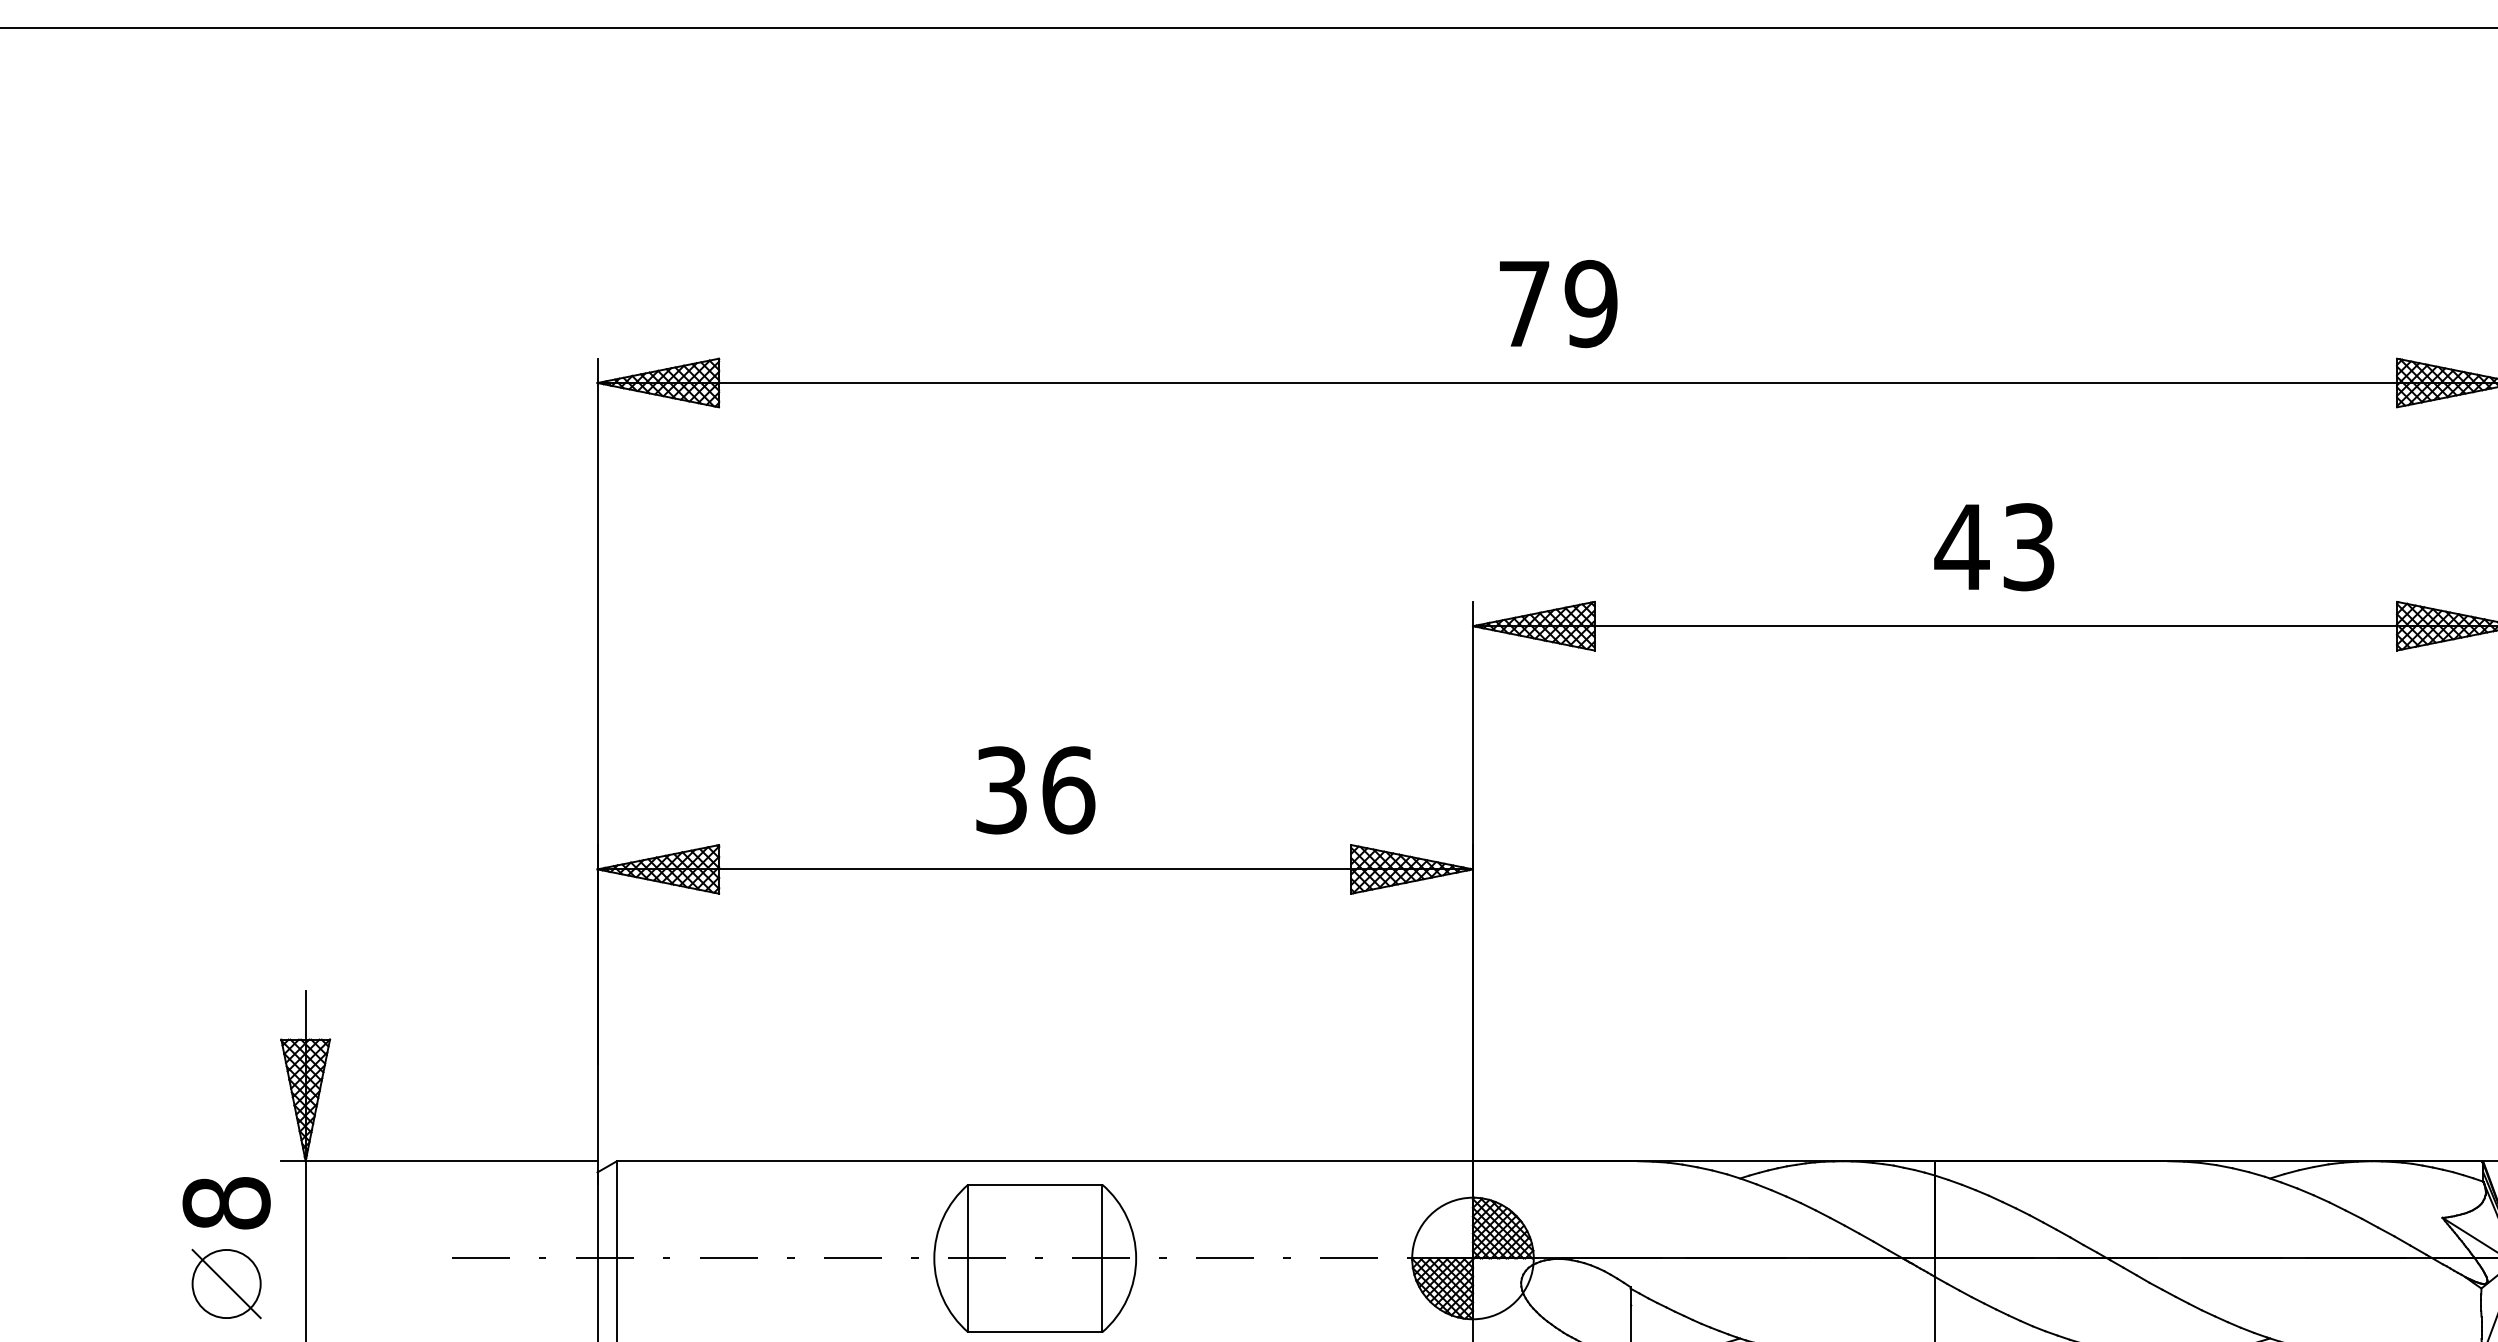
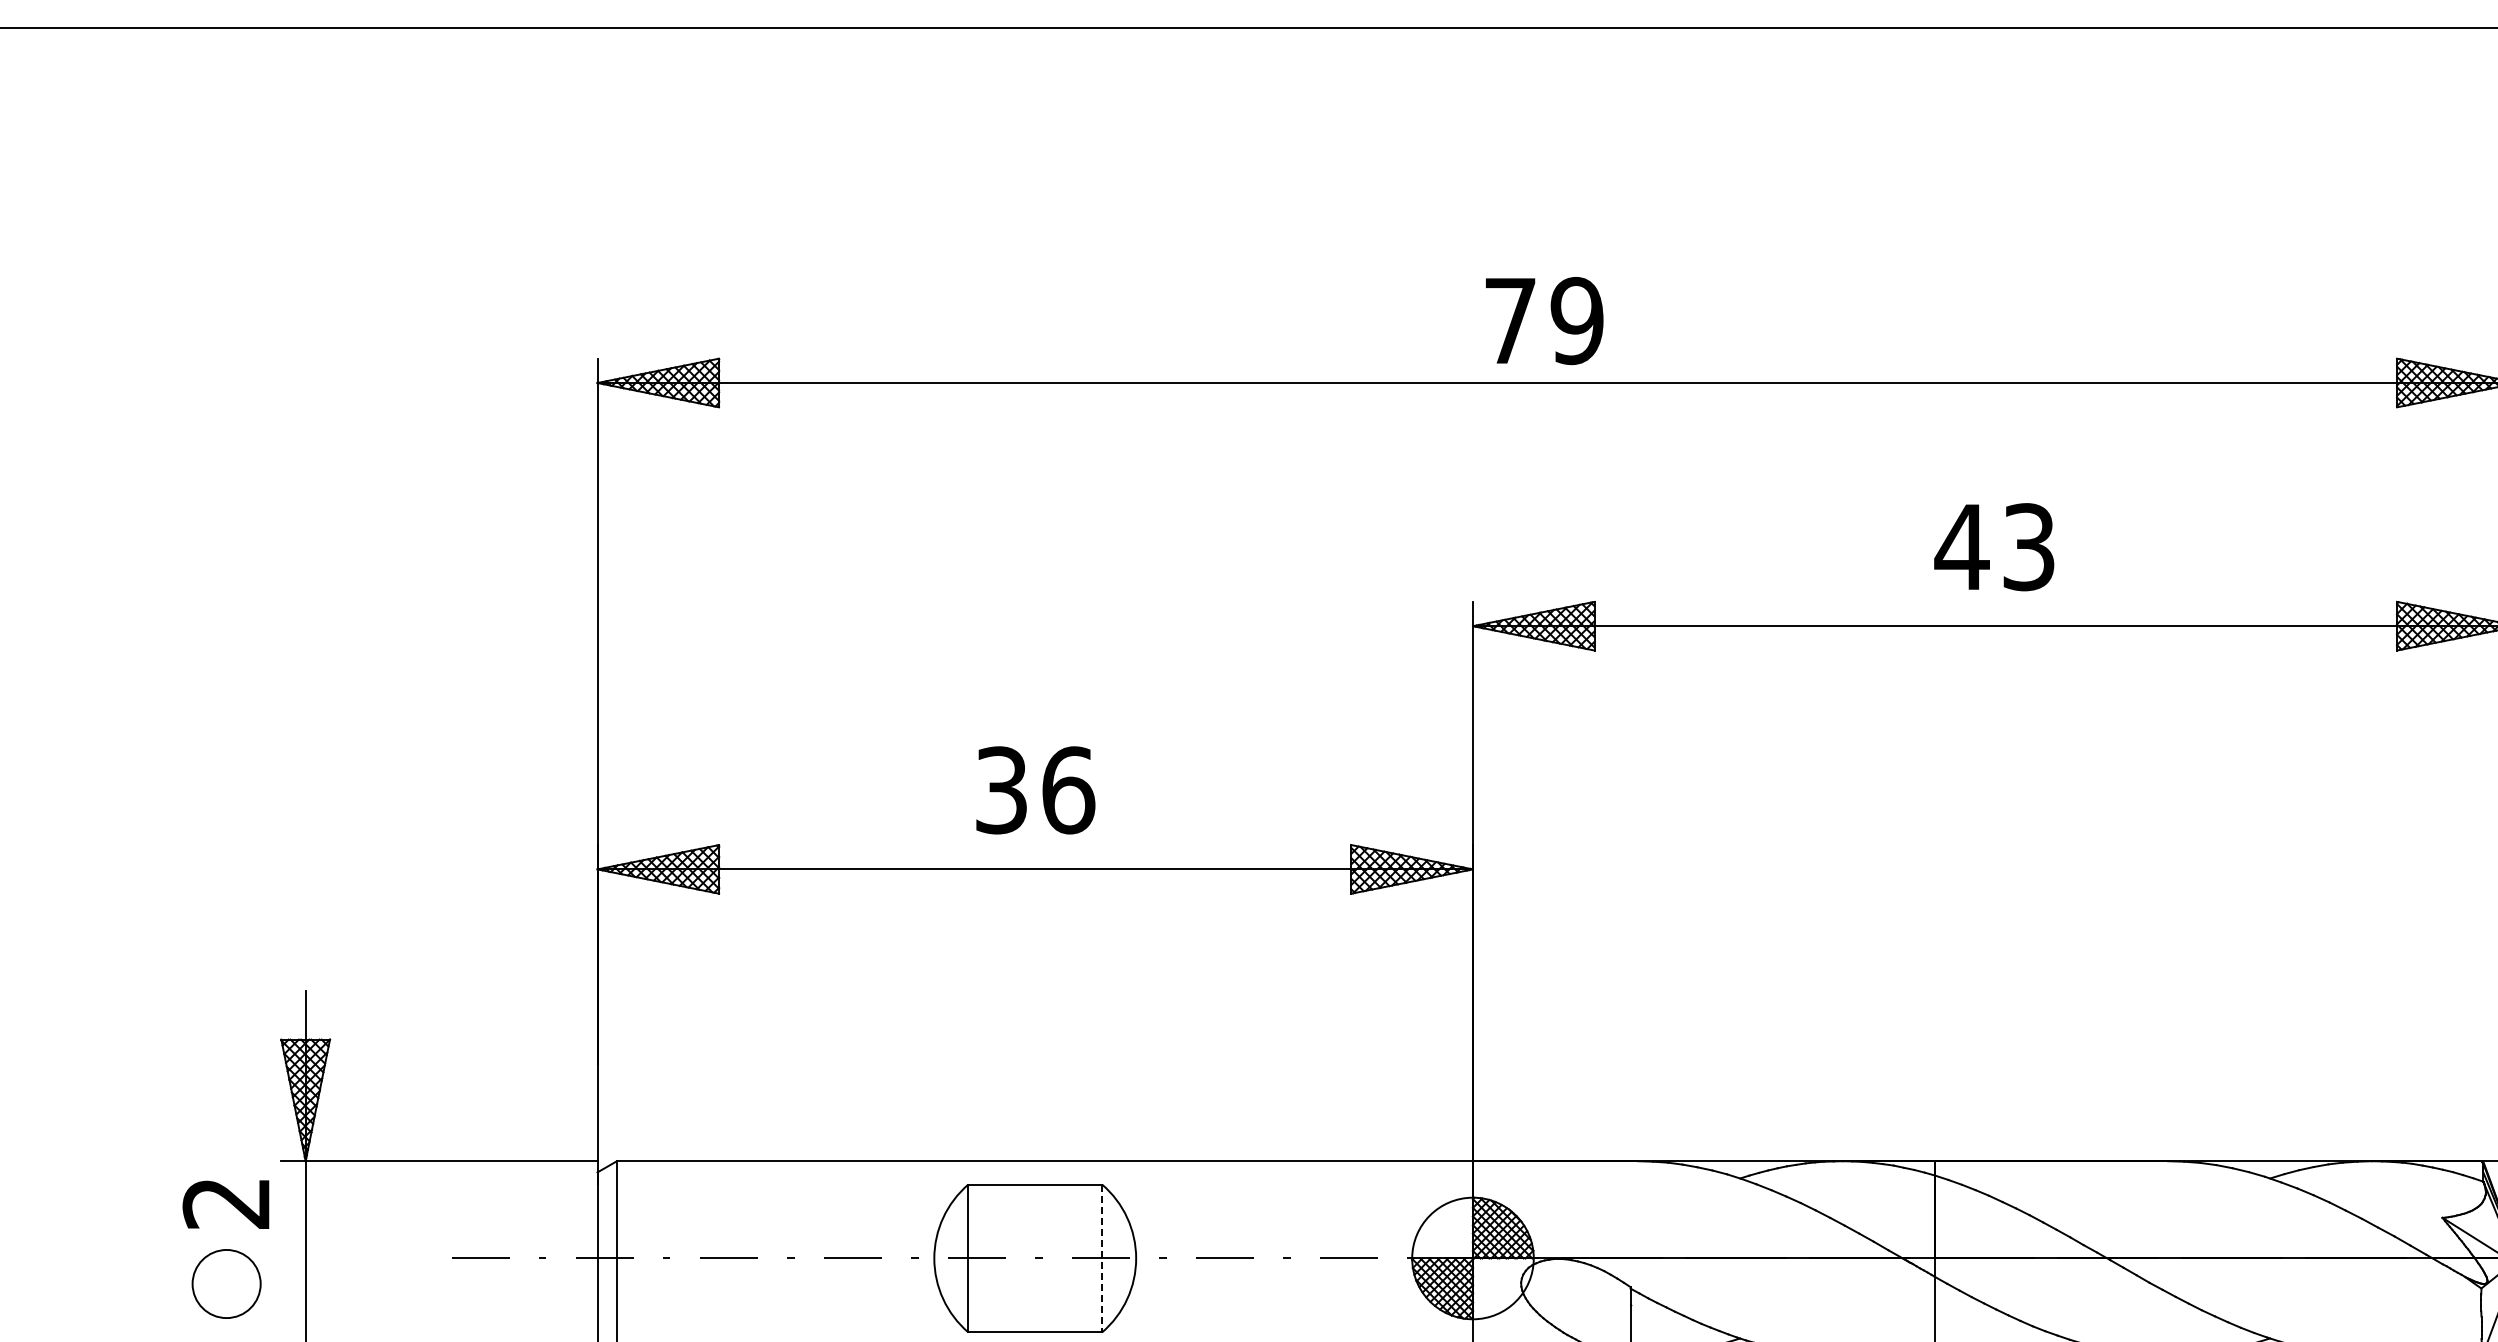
text position: (1558, 304) -> (1544, 321) (1544, 321)
text: 8 -> 2 (226, 1203)
line: solid -> dashed (1102, 1258)
line: present -> none (226, 1283)
